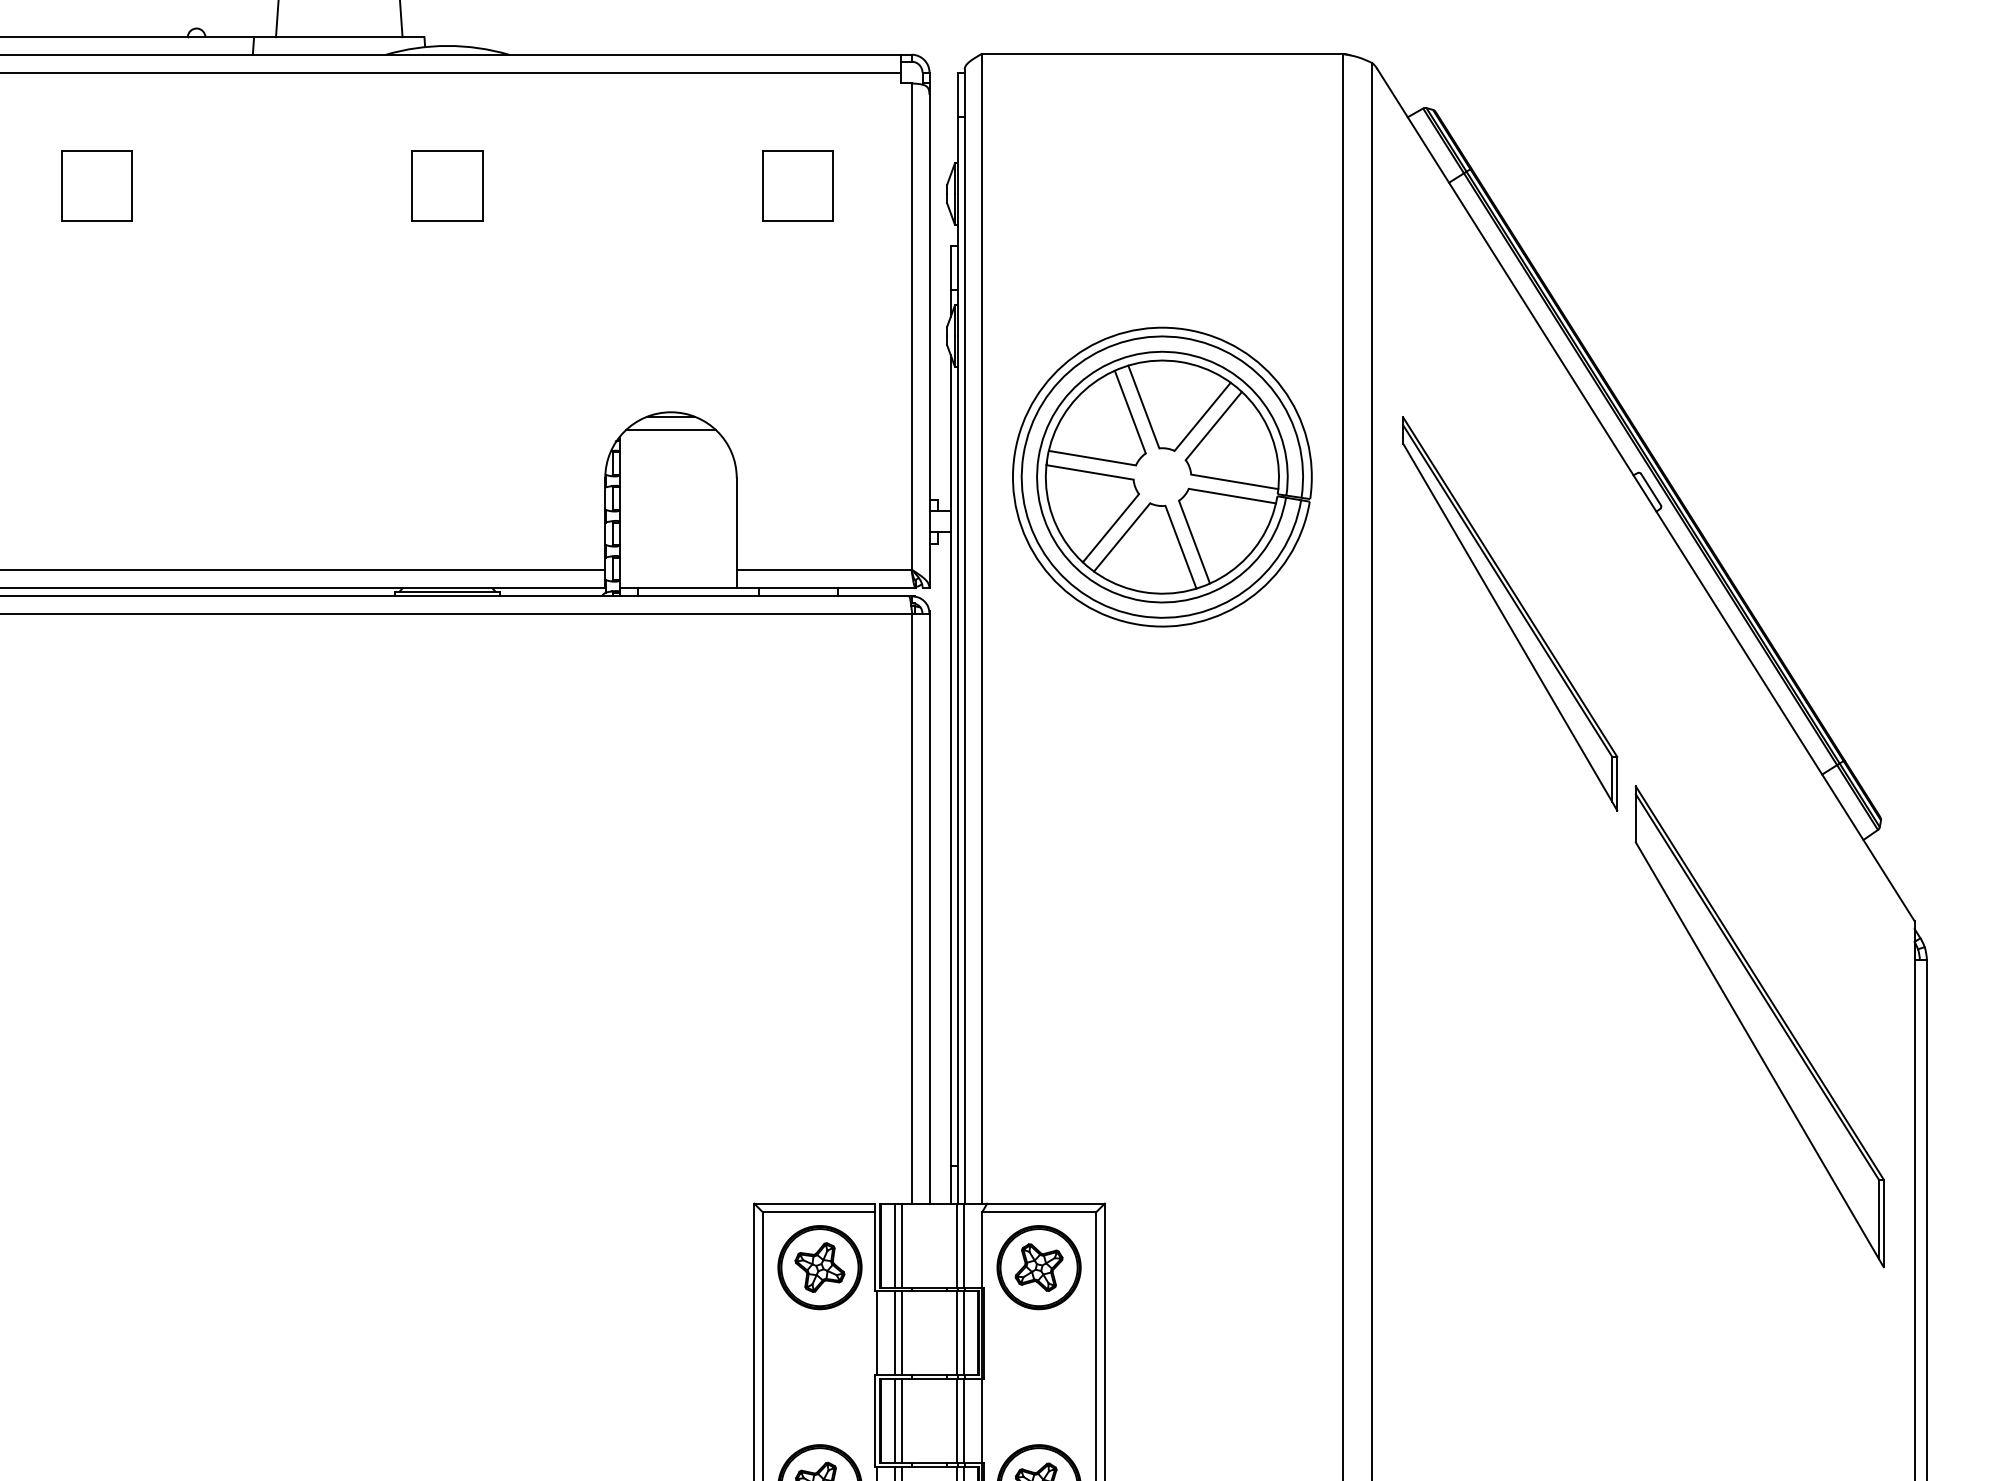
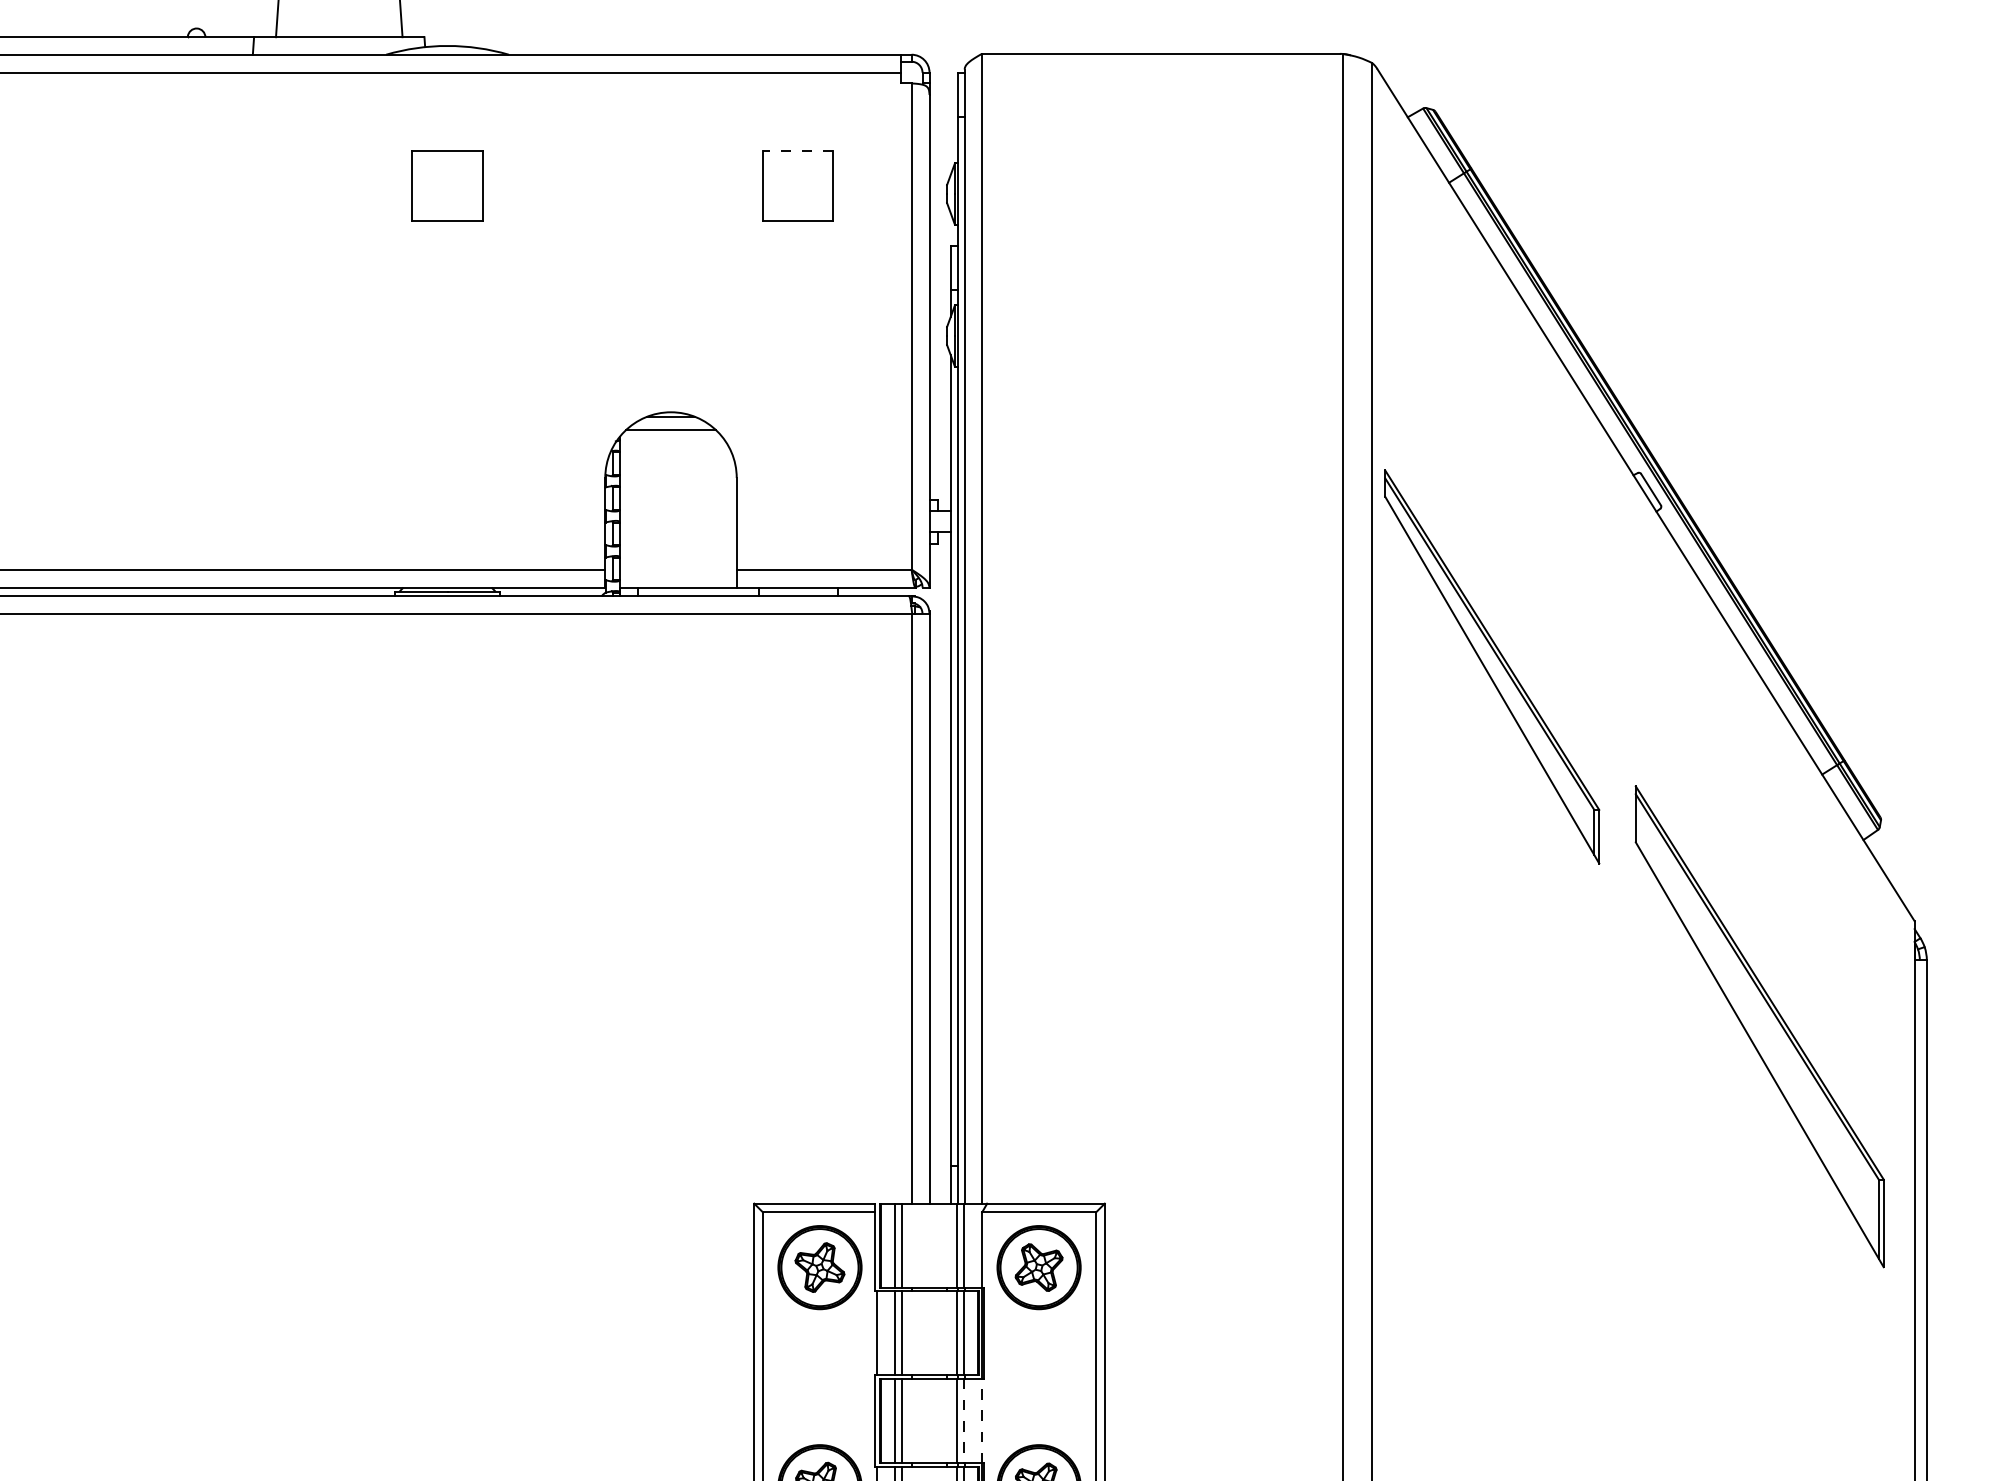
line: solid -> dashed (797, 151)
part: present -> none (96, 185)
part: present -> none (1162, 476)
part position: (1510, 613) -> (1492, 666) (1492, 666)
line: solid -> dashed (982, 1420)
line: solid -> dashed (964, 1421)
